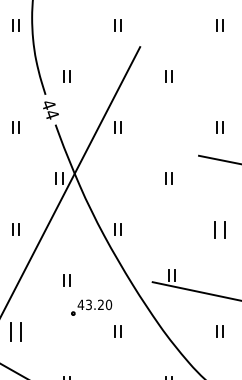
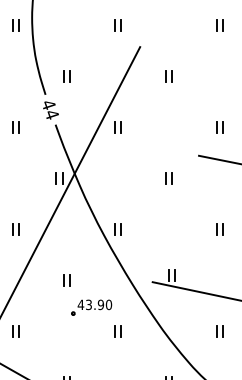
part size: 12x18 px -> 8x13 px (219, 229)
text: 43.20 -> 43.90 (100, 304)
part size: 12x20 px -> 8x13 px (15, 331)
